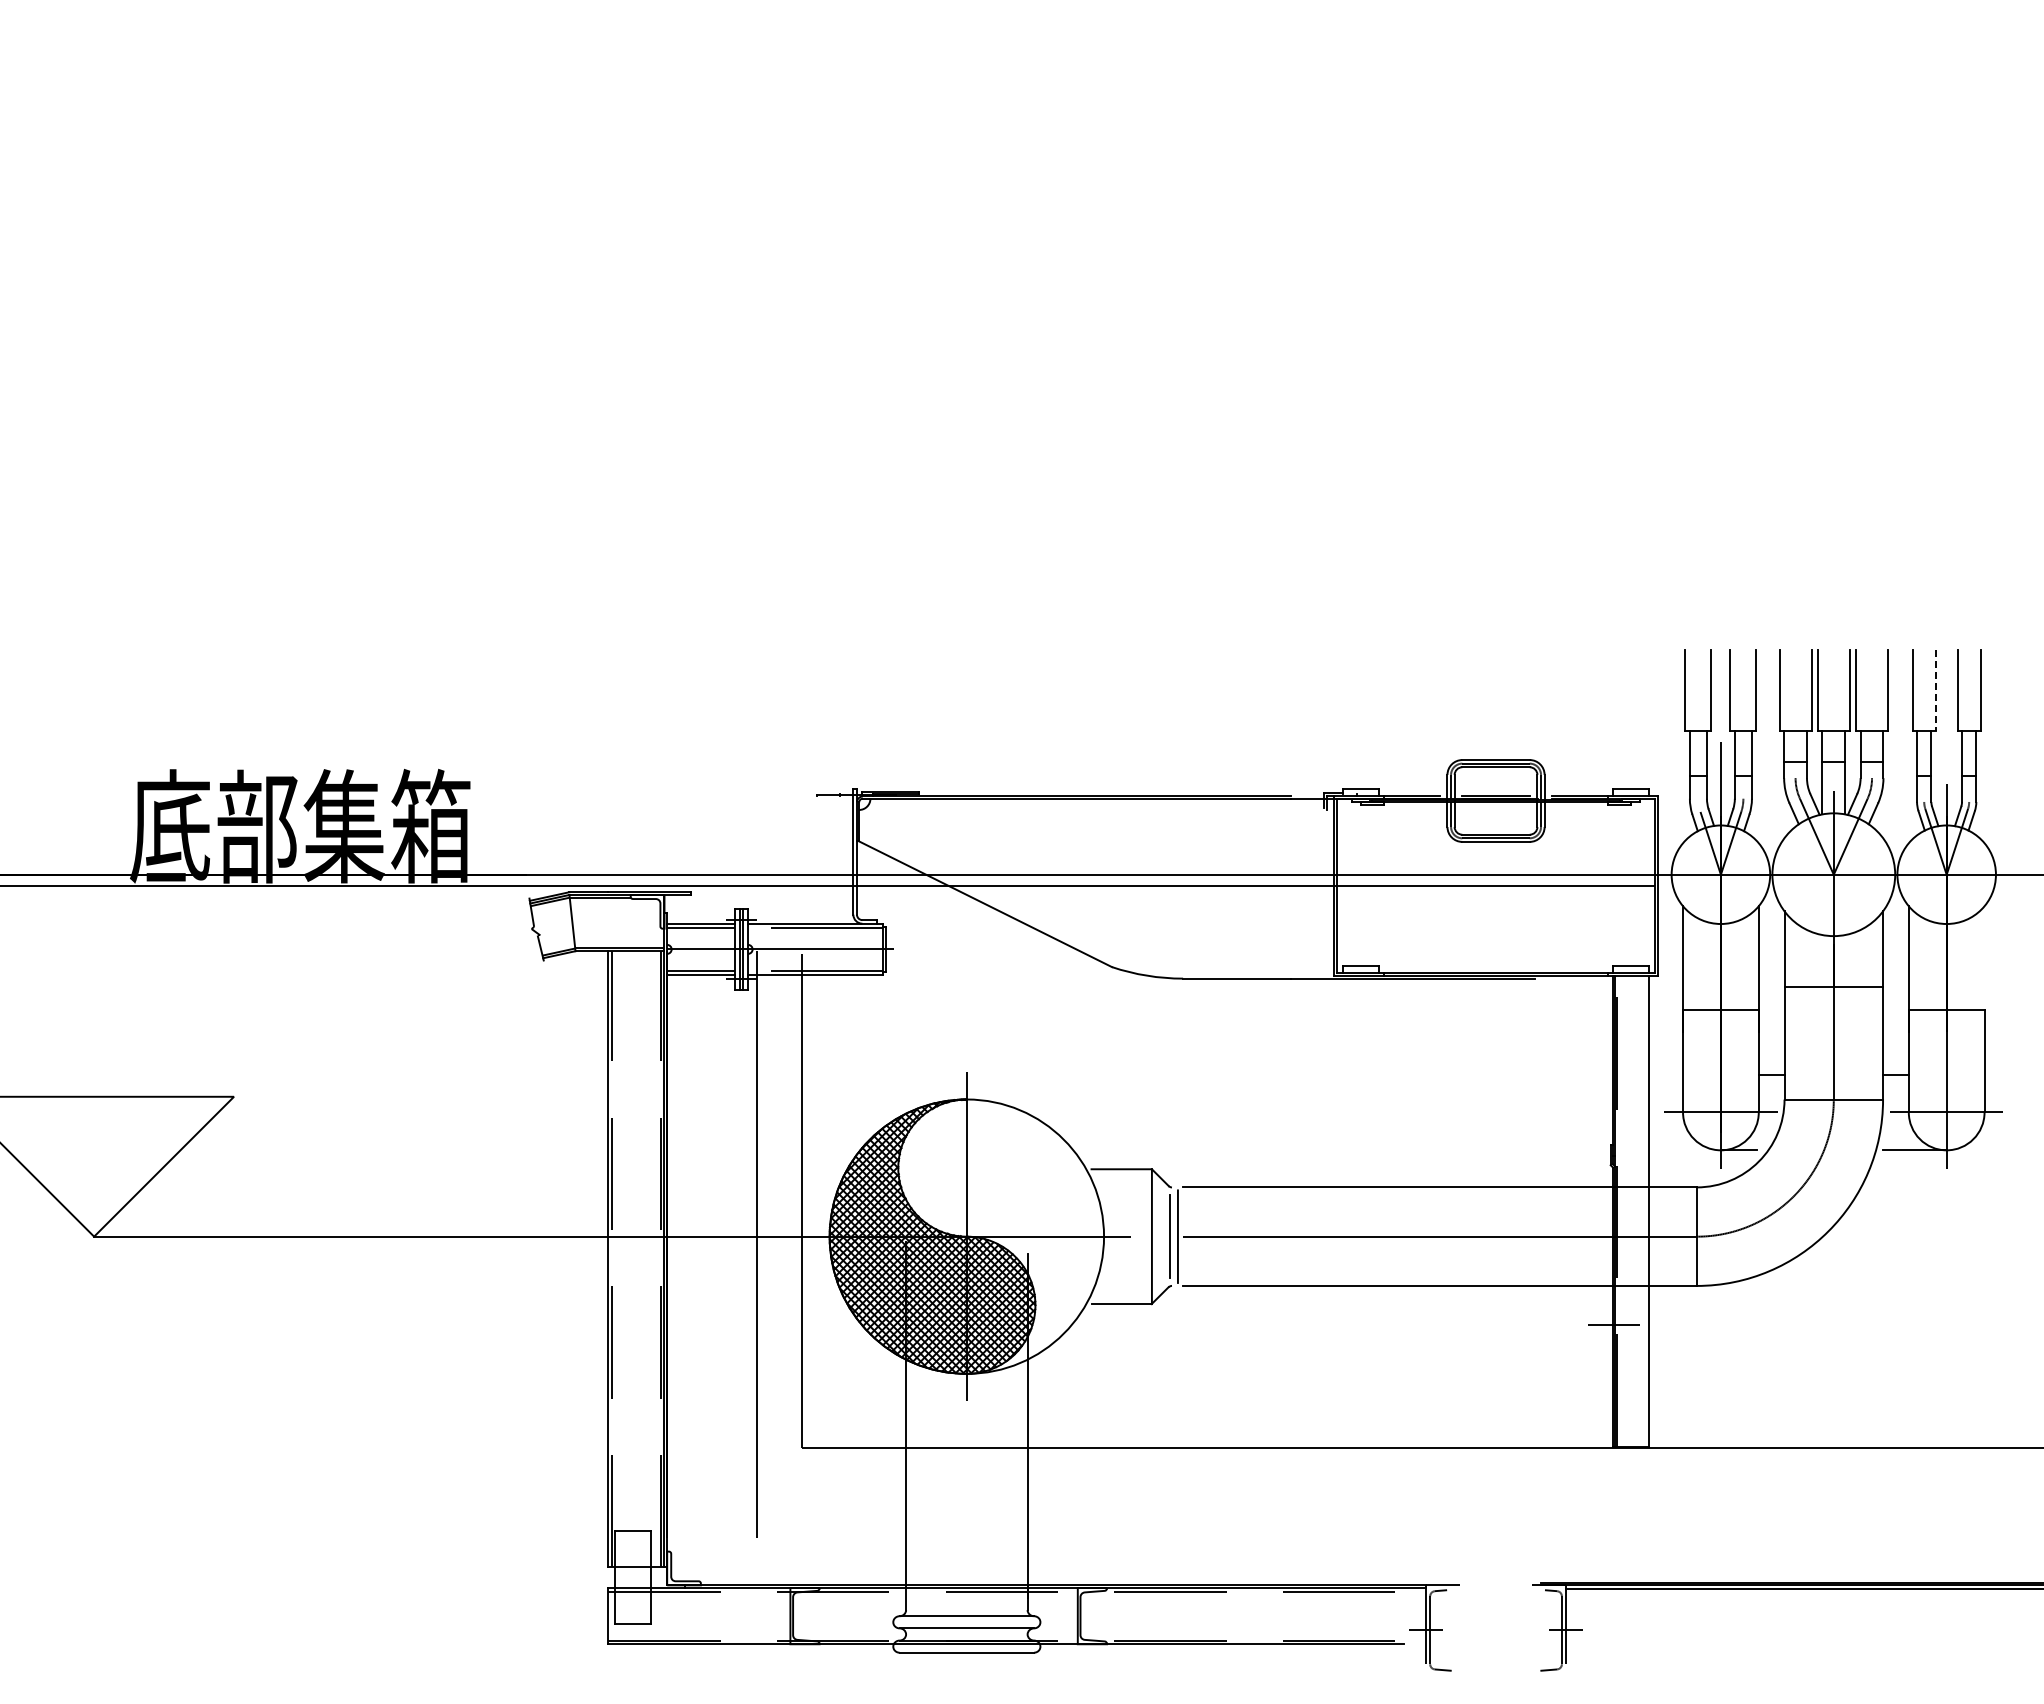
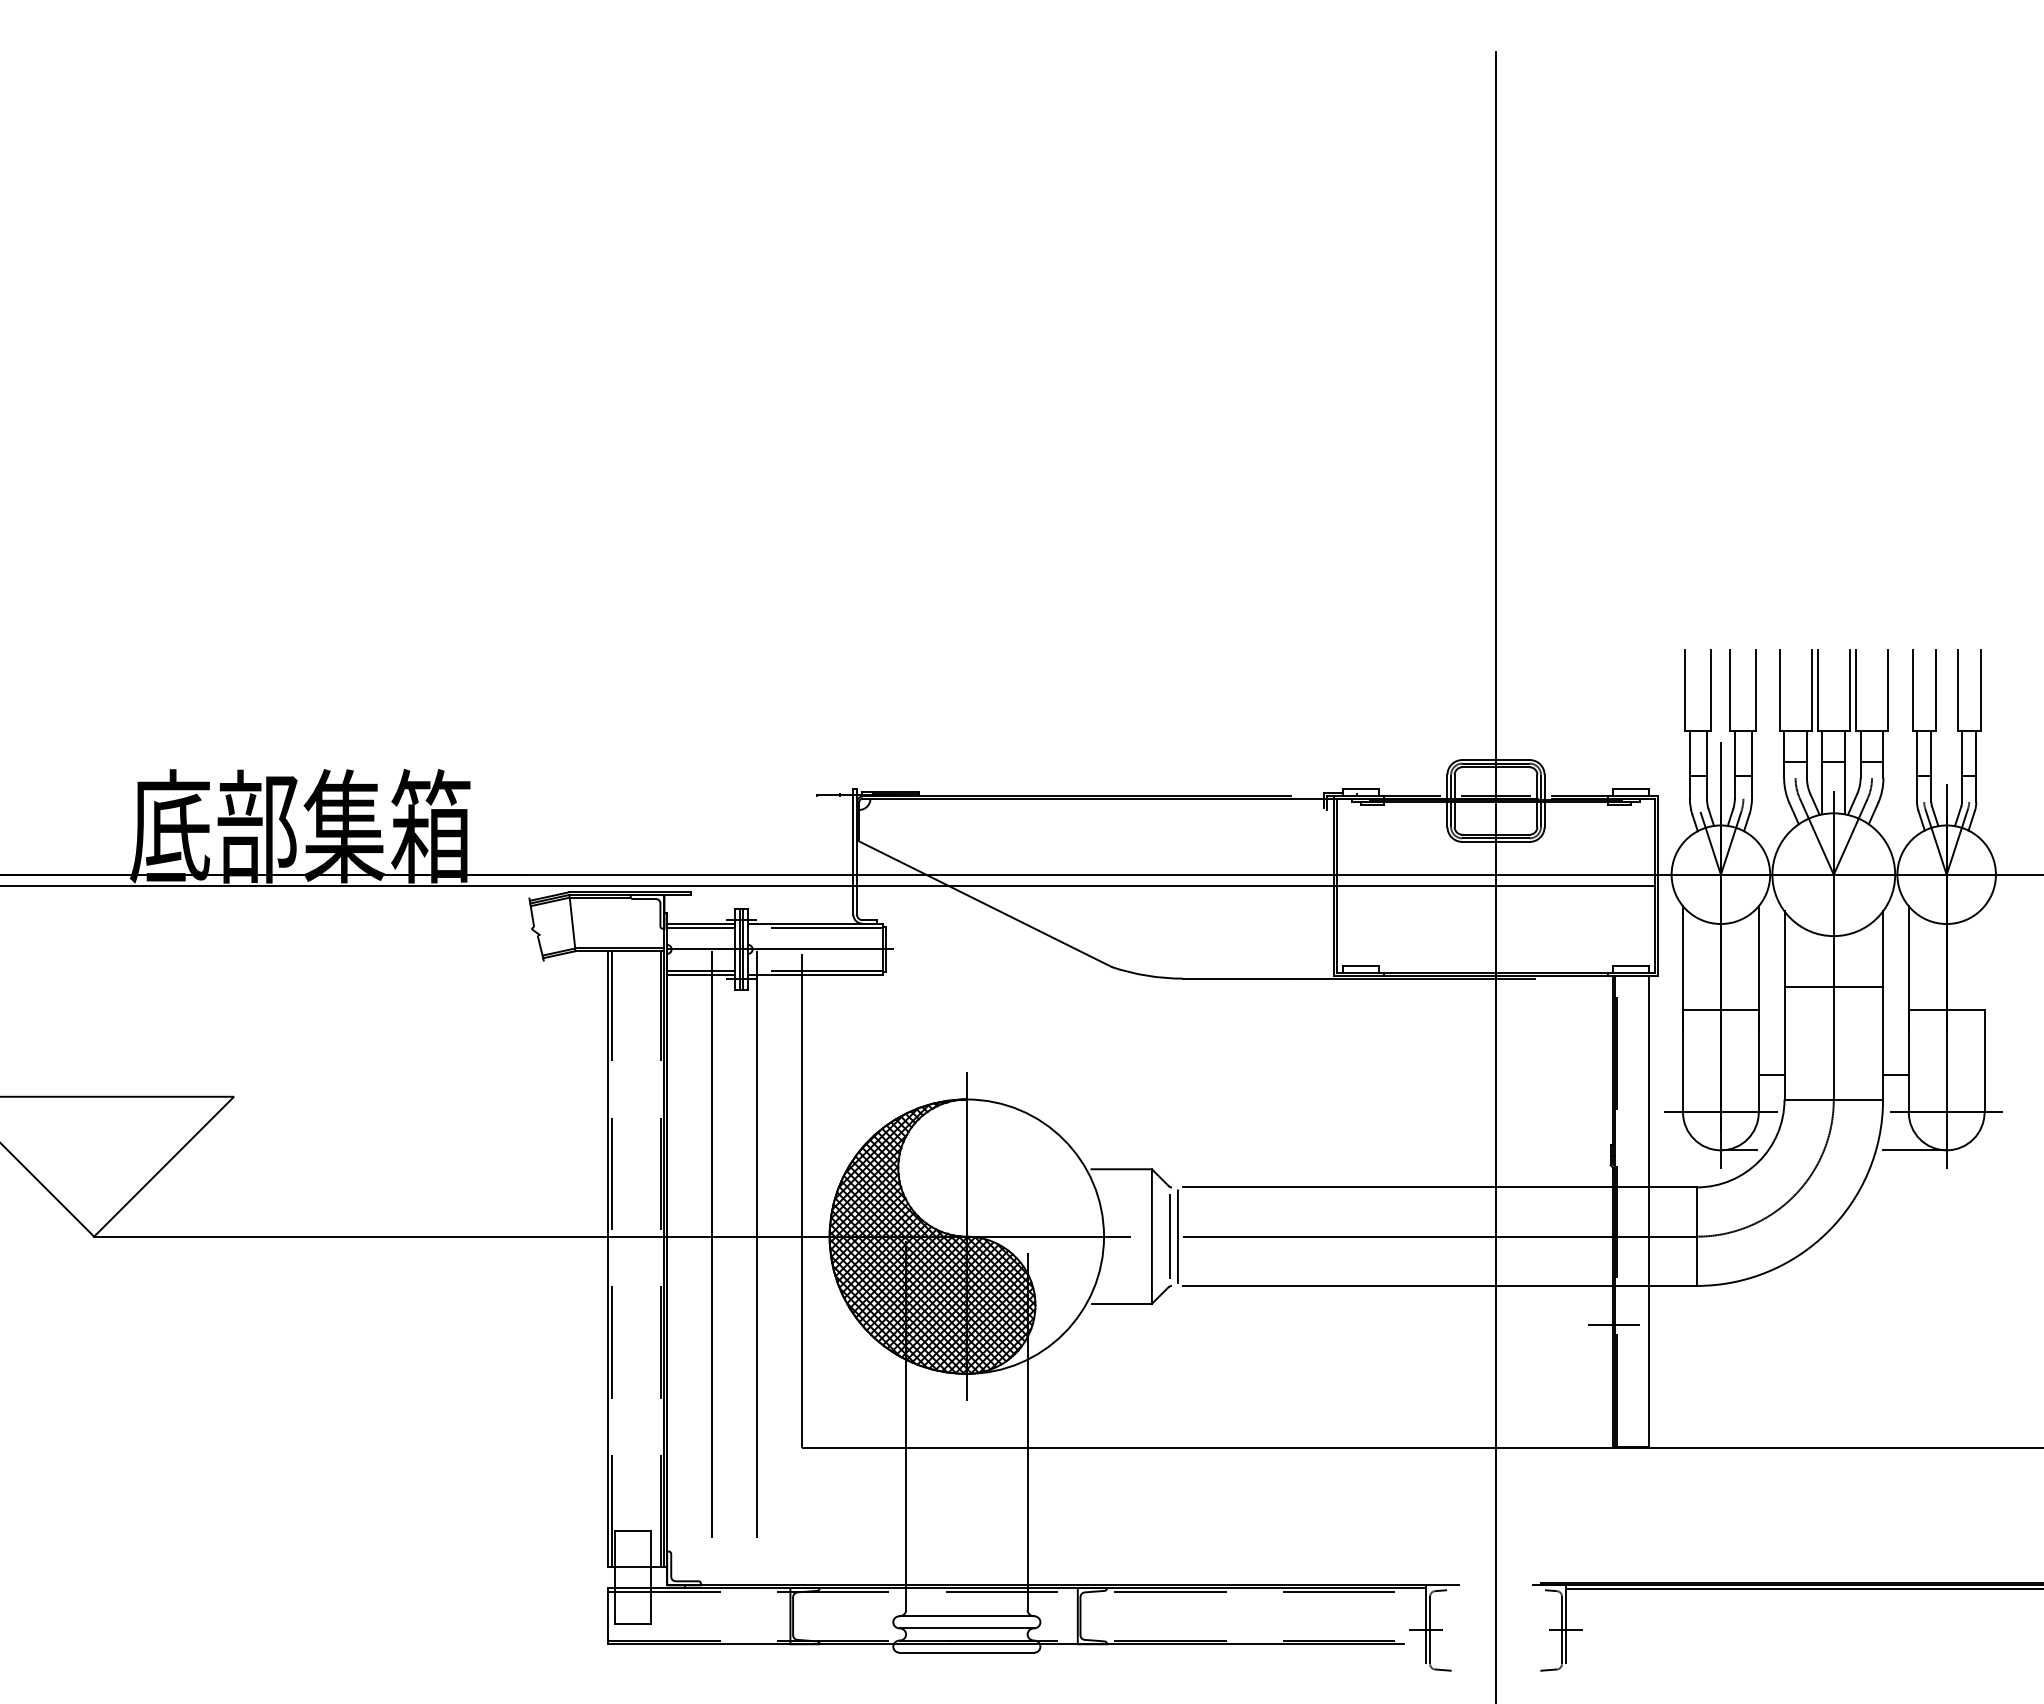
line: dashed -> solid (1935, 690)
line: none -> present (1496, 875)
line: none -> present (712, 1244)
